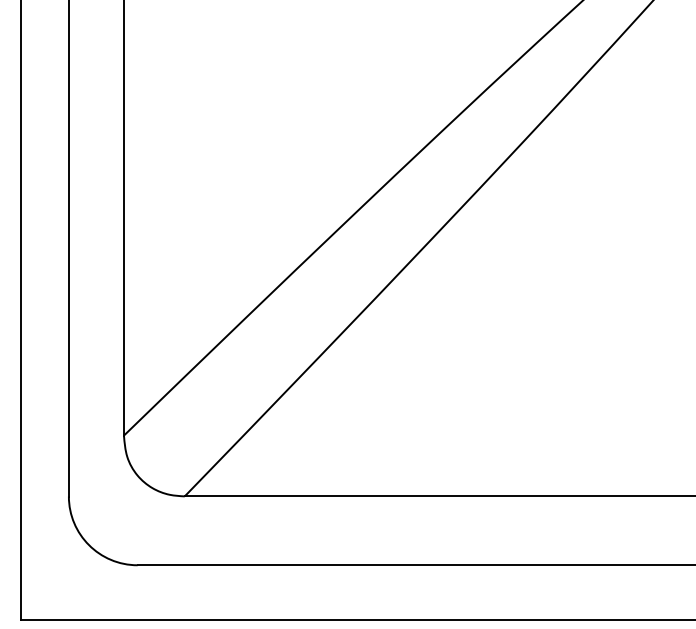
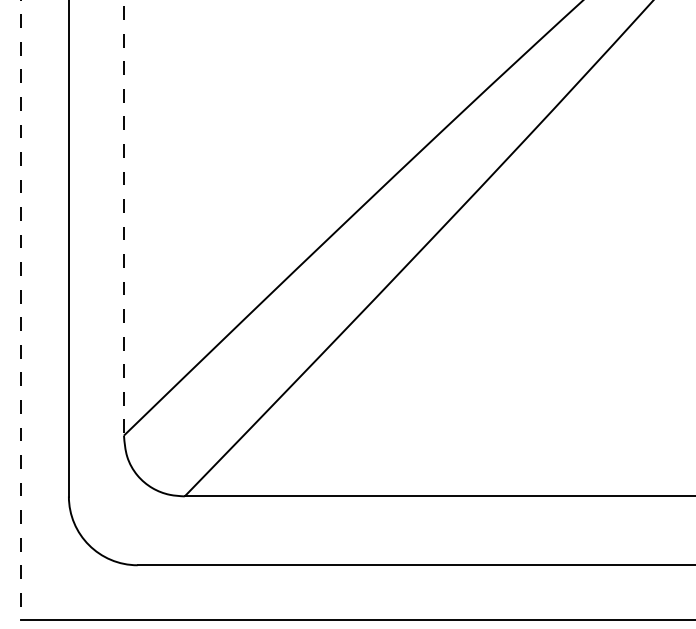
line: solid -> dashed (123, 218)
line: solid -> dashed (20, 310)
